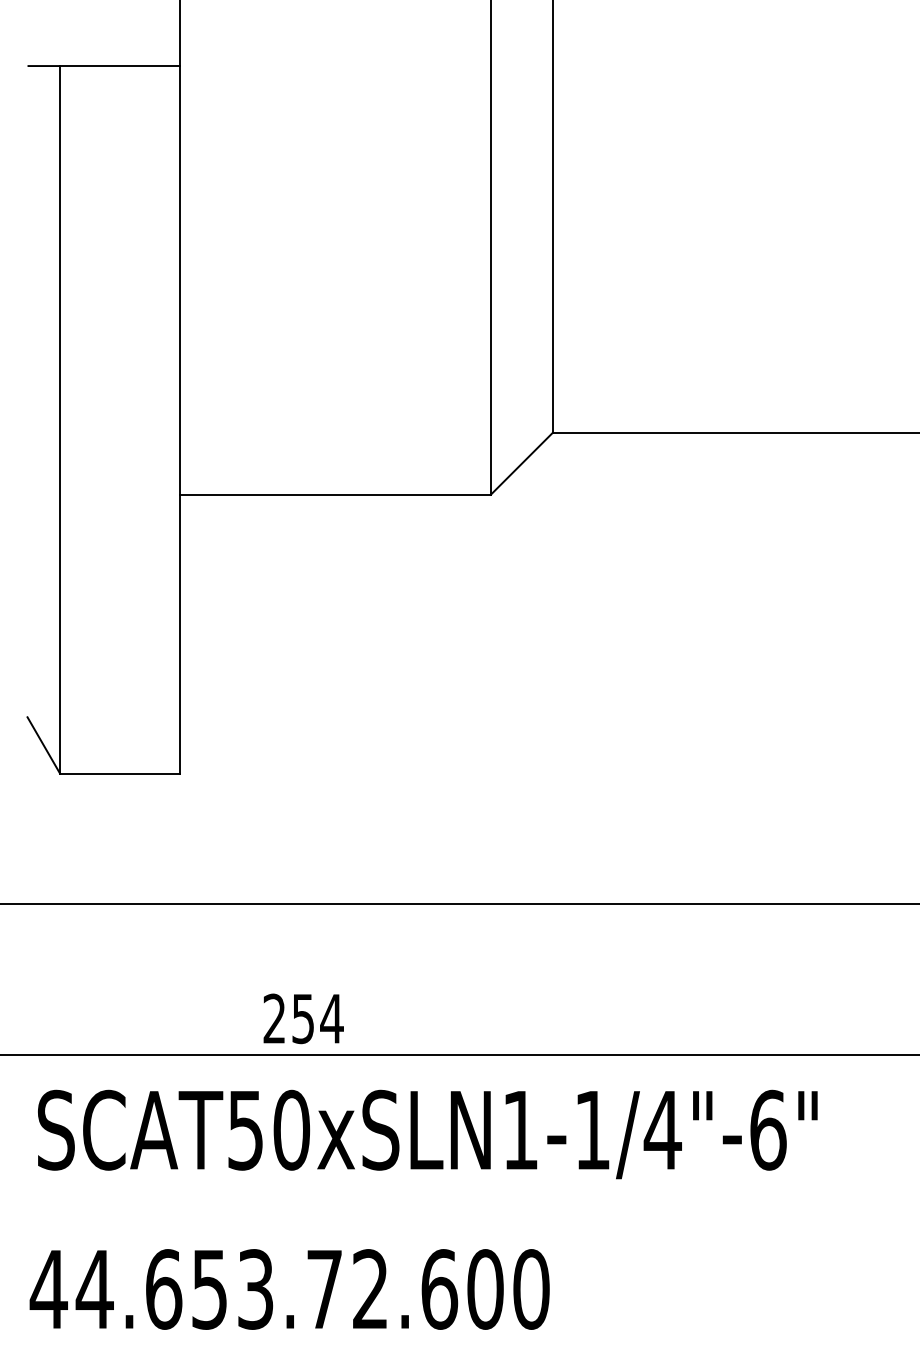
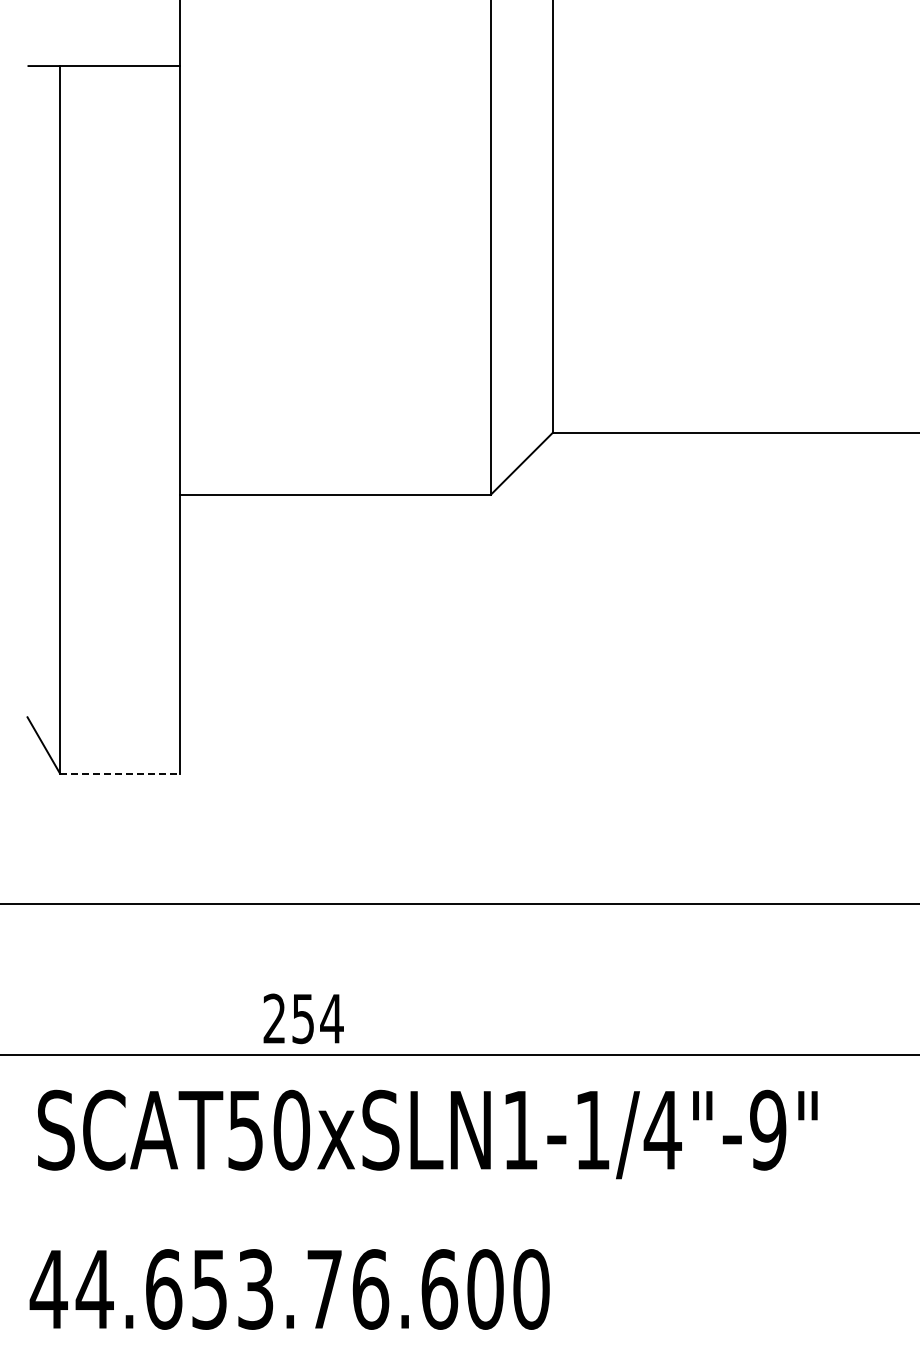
line: solid -> dashed (119, 773)
text: SCAT50xSLN1-1/4"-6" -> SCAT50xSLN1-1/4"-9" (768, 1129)
text: 44.653.72.600 -> 44.653.76.600 (370, 1289)
